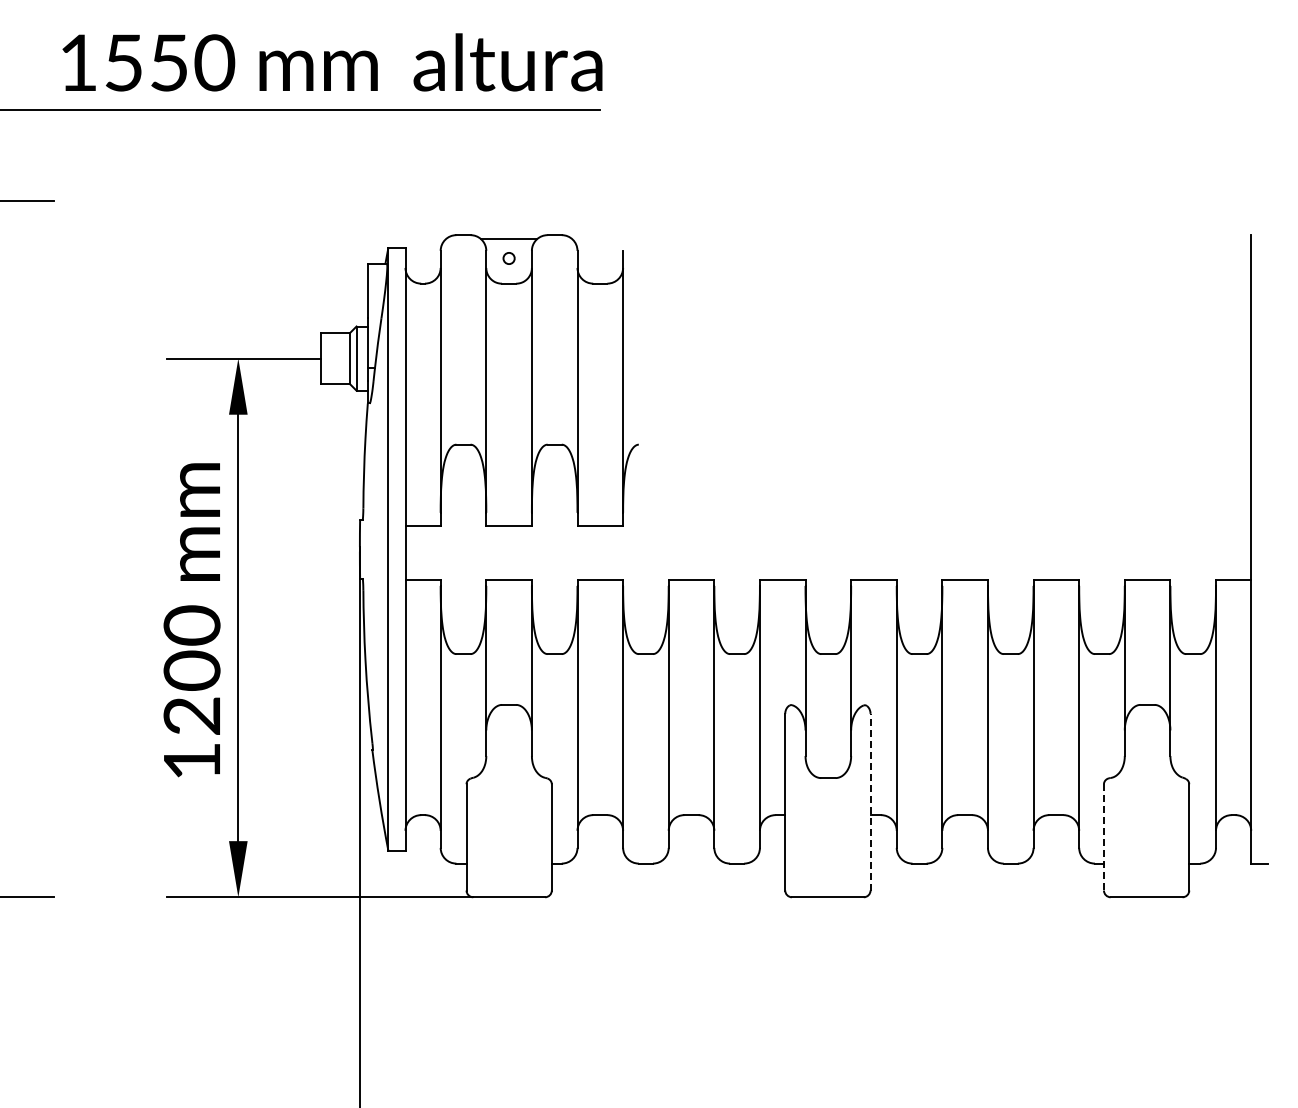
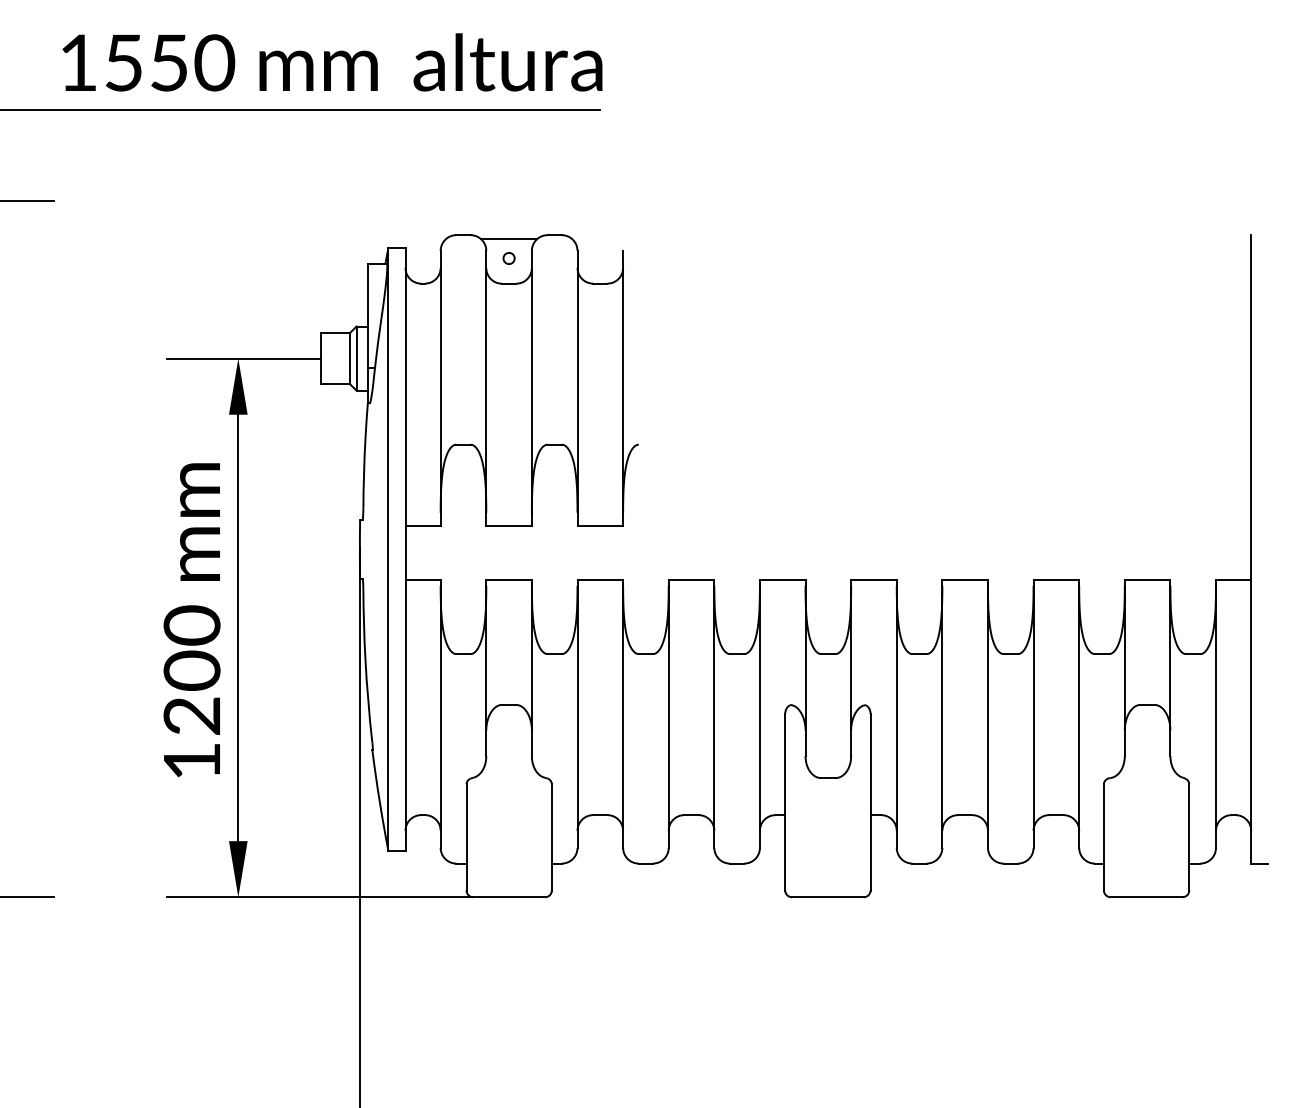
line: dashed -> solid (870, 801)
line: dashed -> solid (1103, 837)
